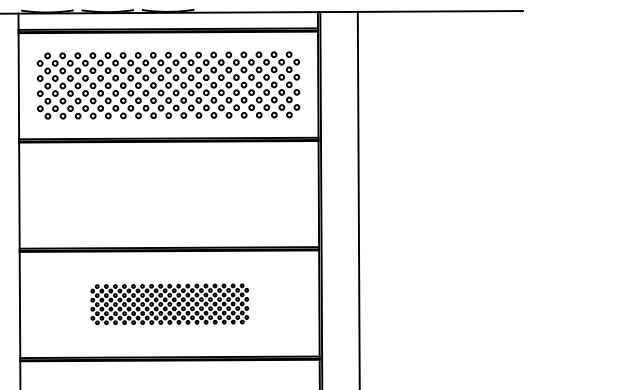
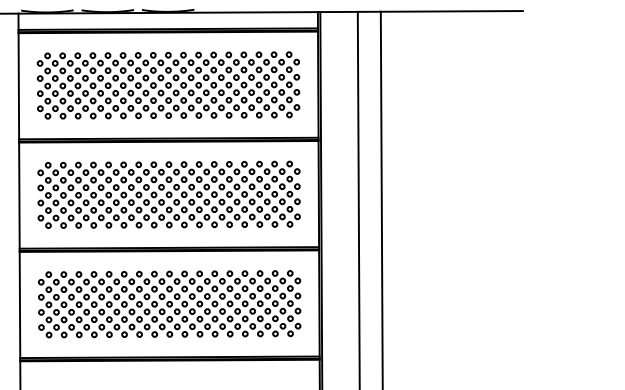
part: none -> present (168, 194)
line: none -> present (381, 198)
part size: 160x43 px -> 264x69 px (169, 304)
